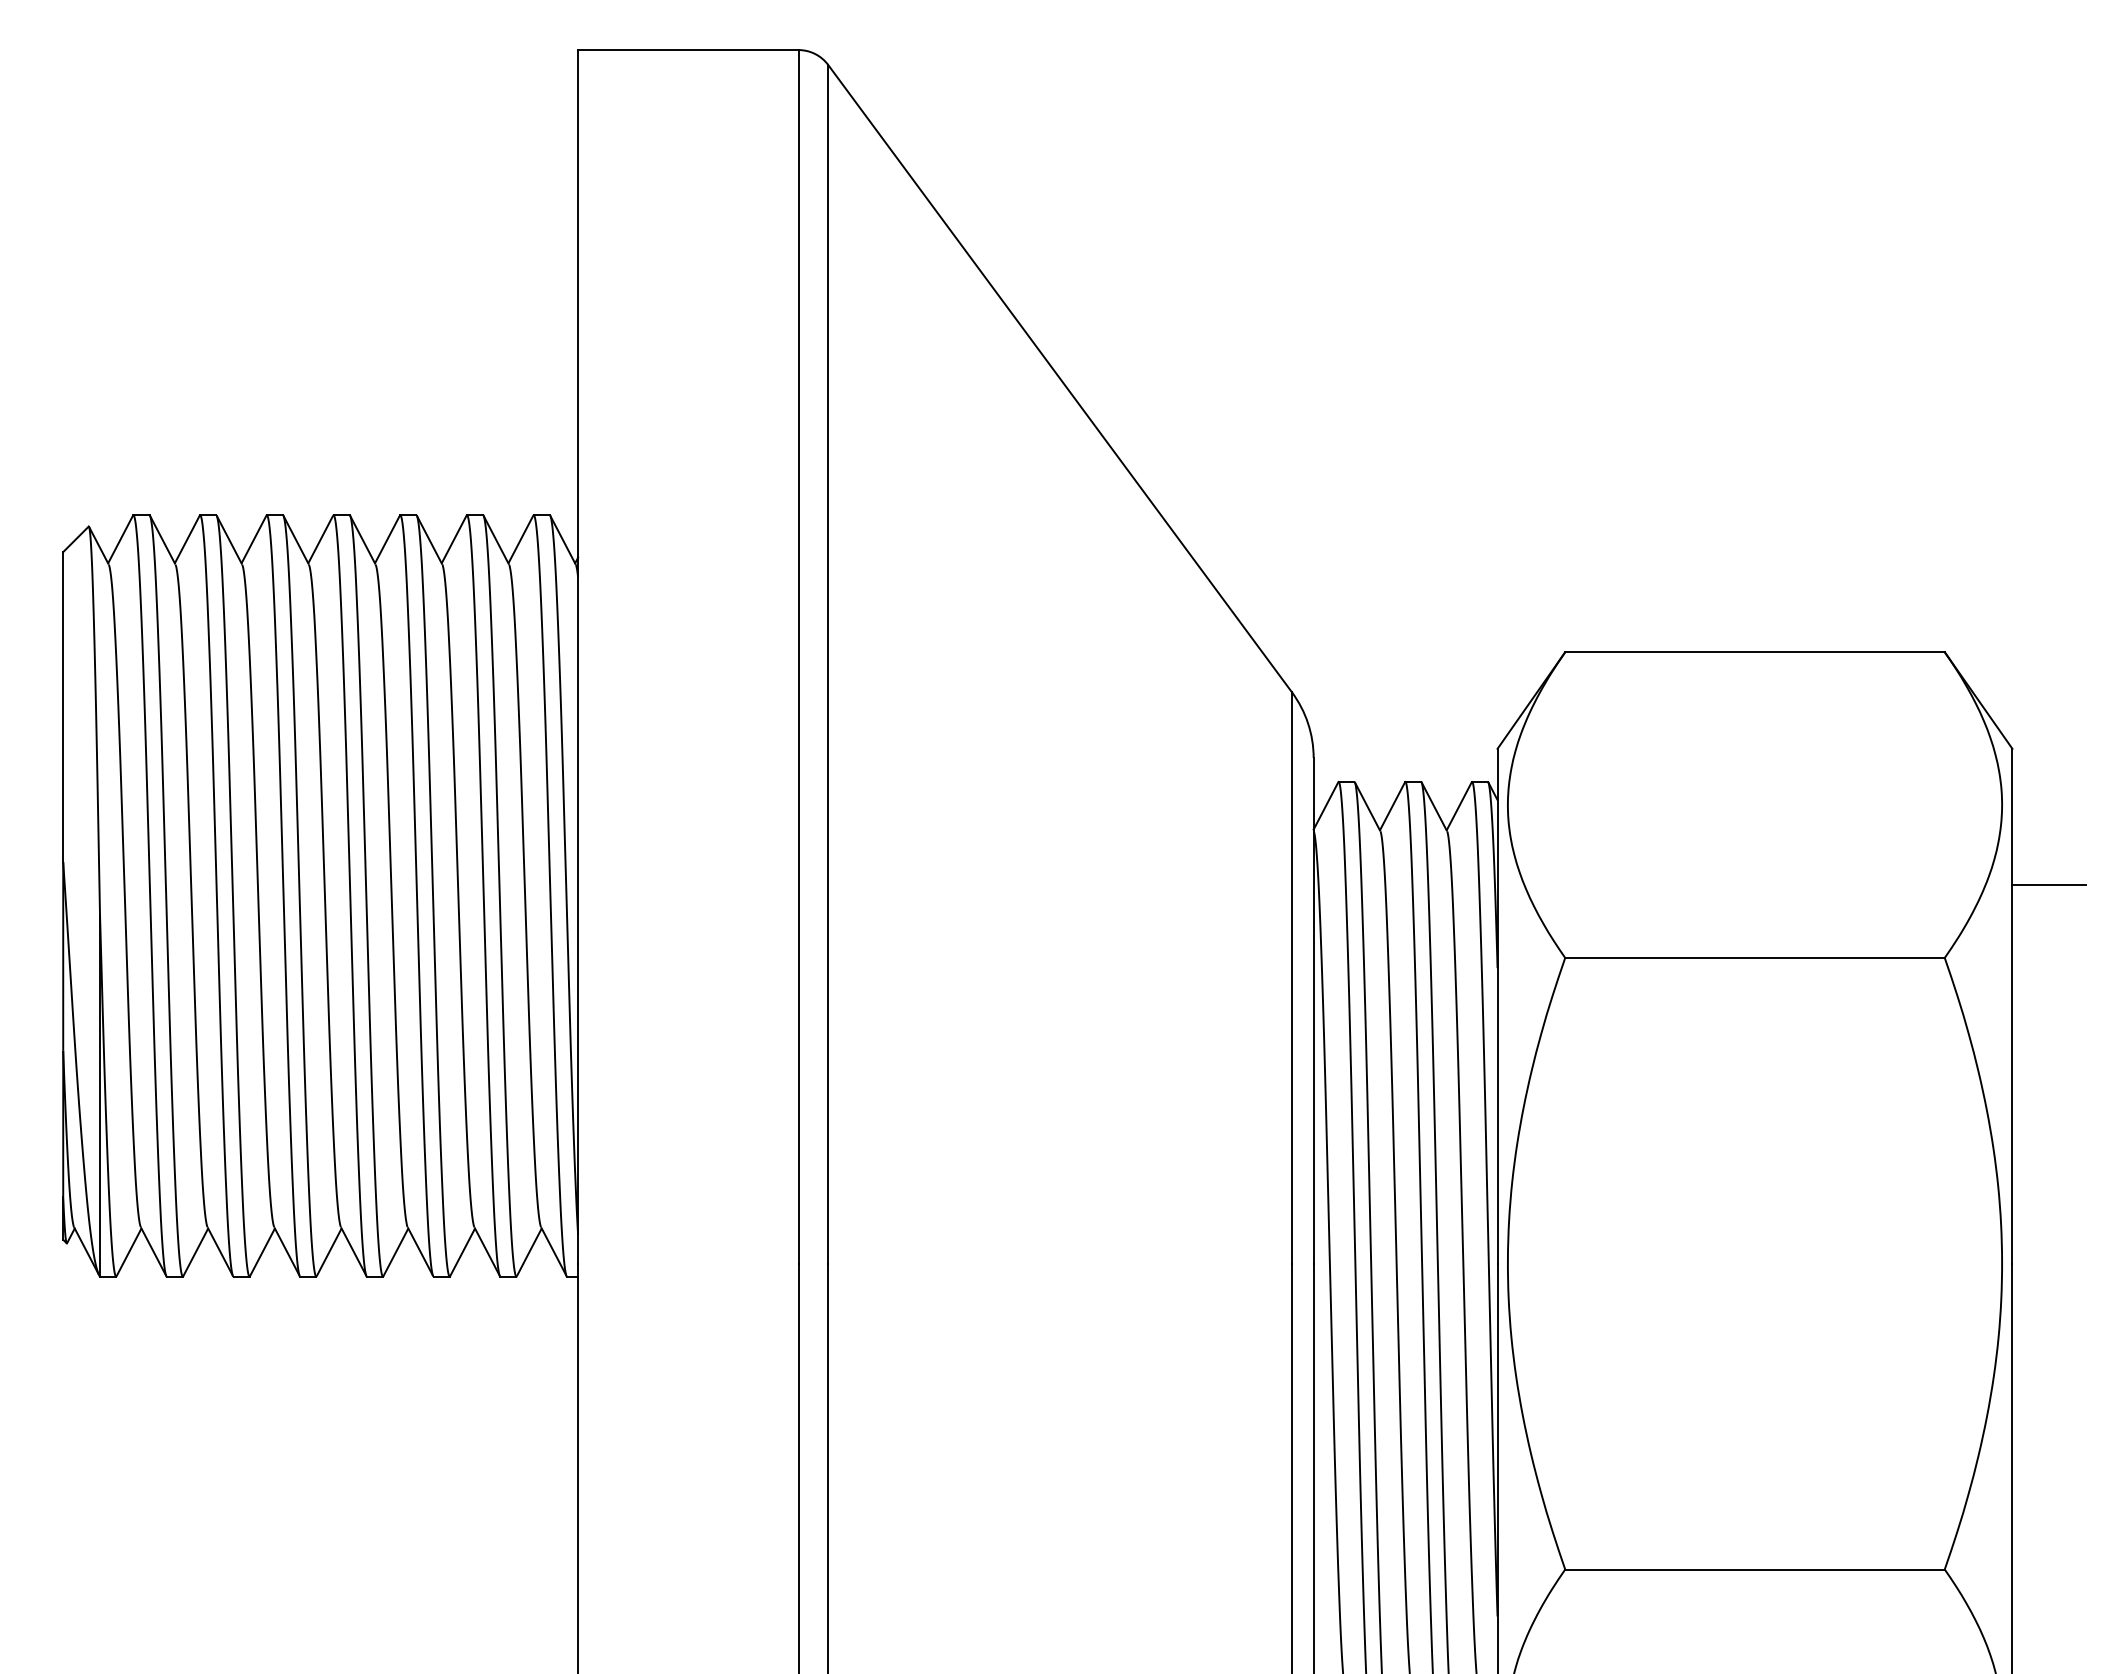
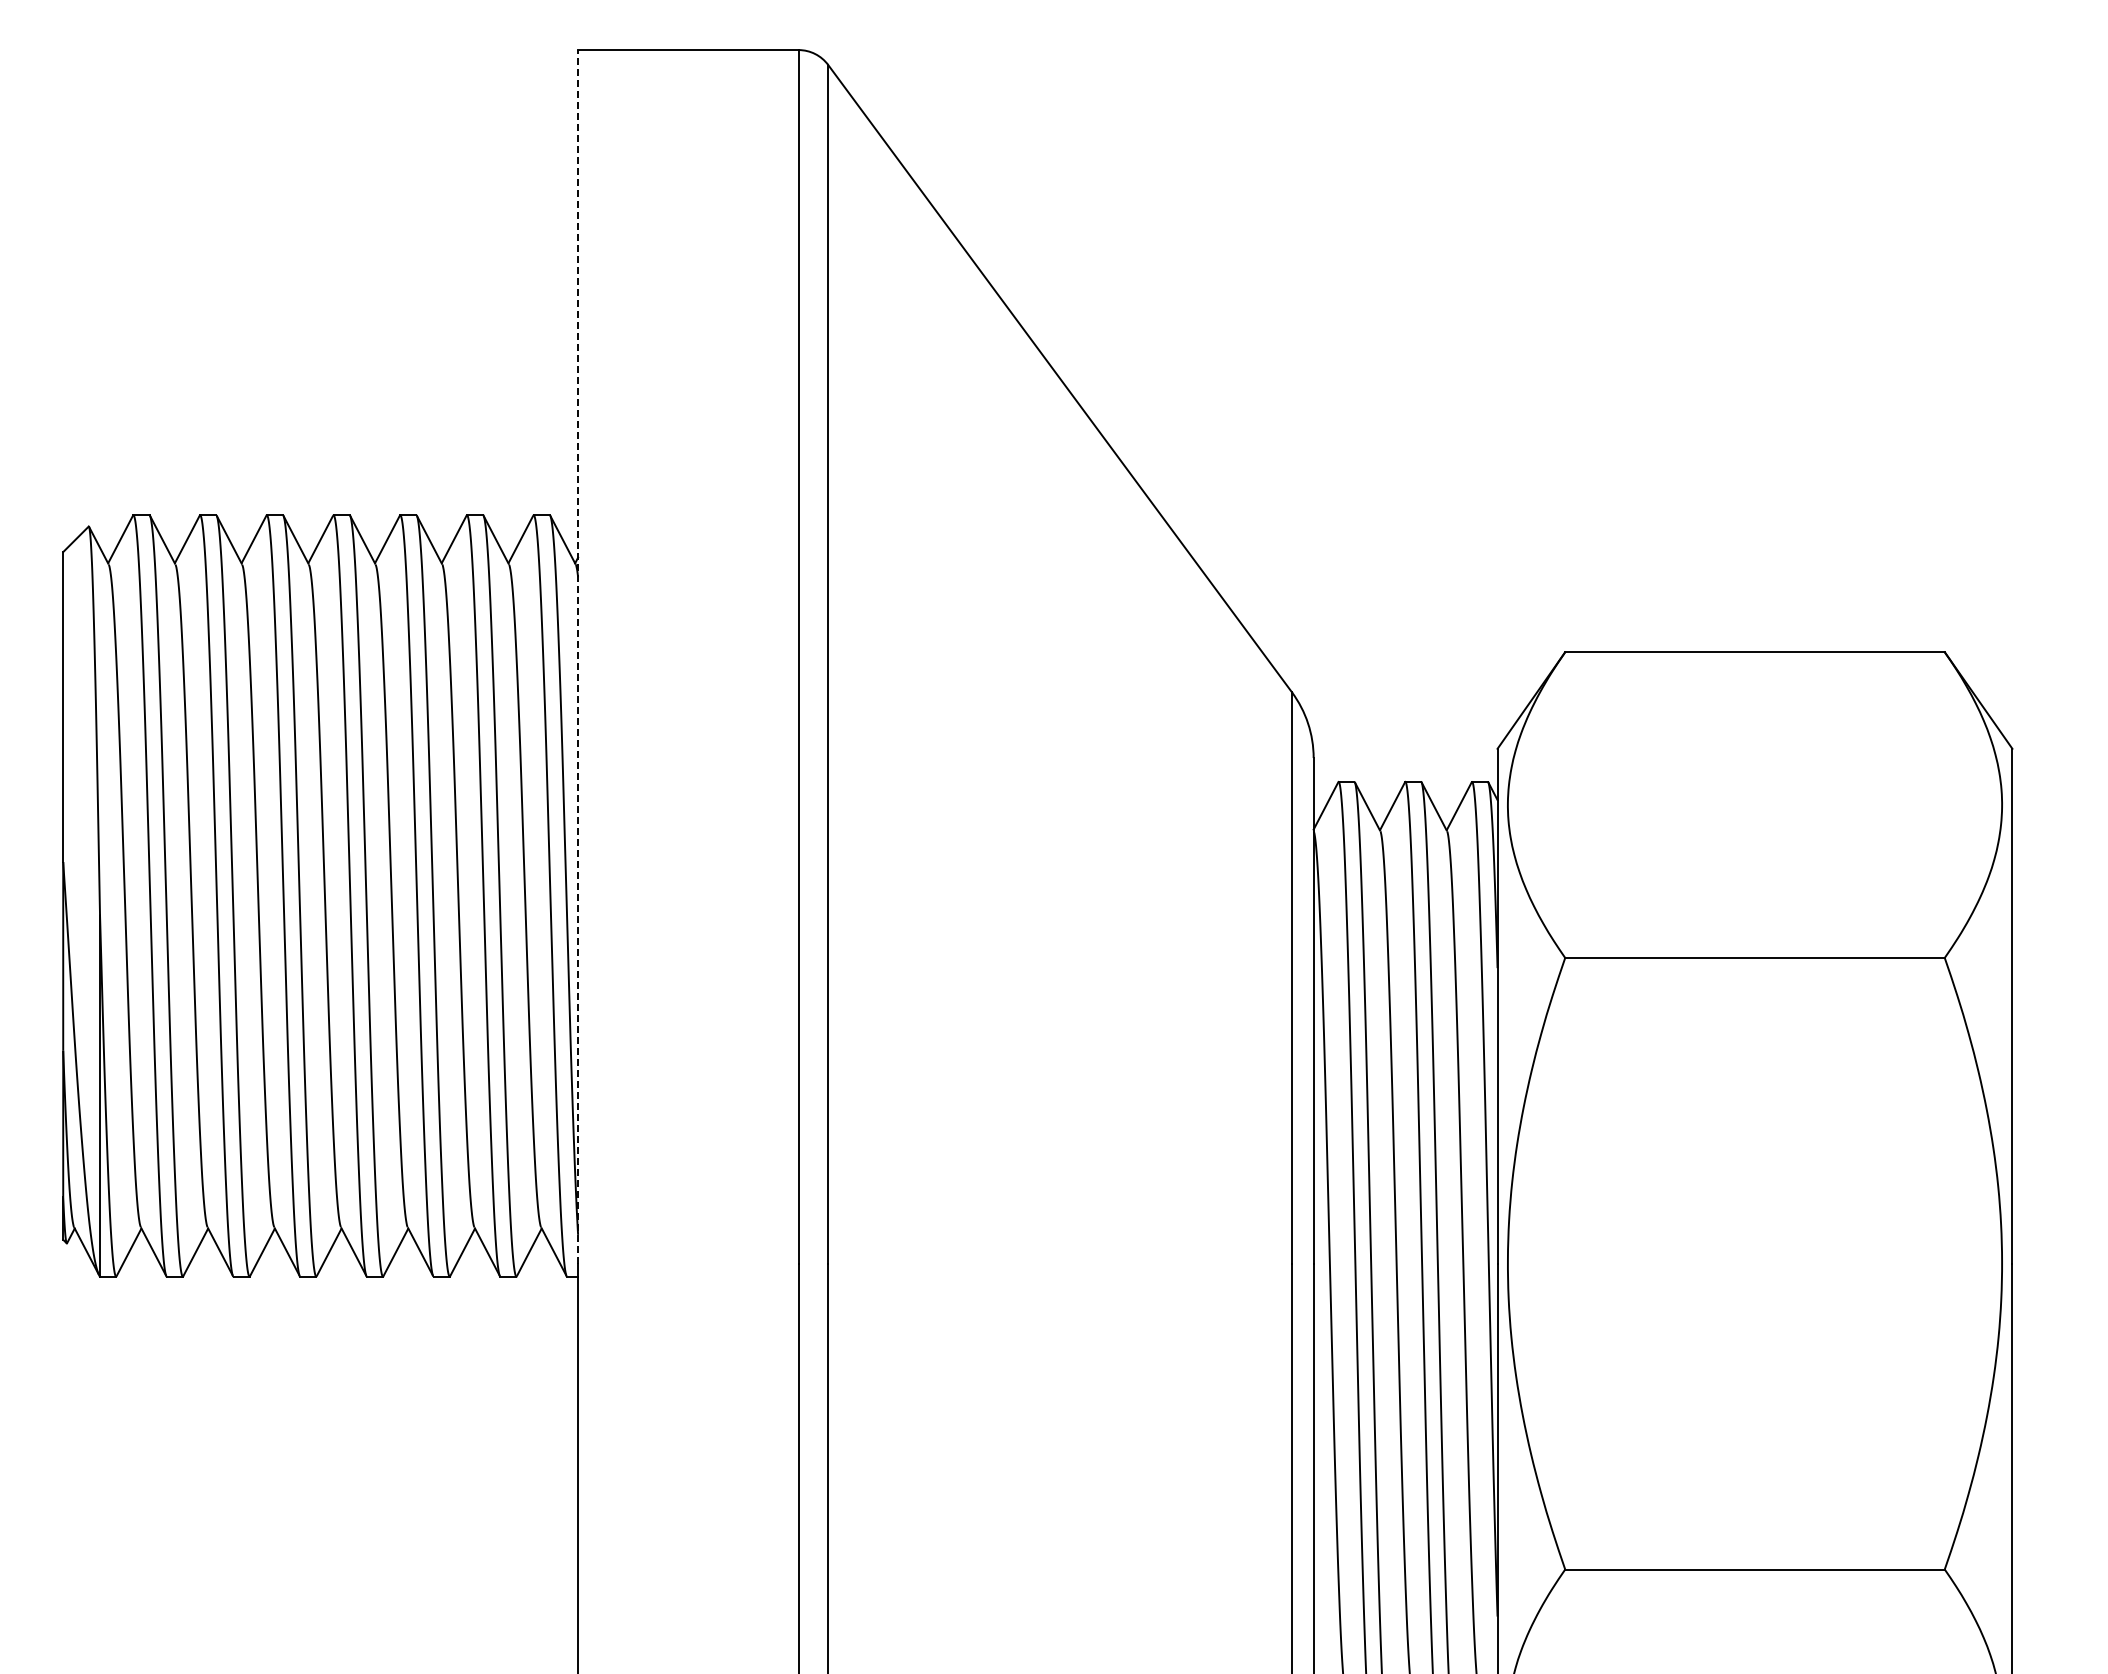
line: solid -> dashed (578, 656)
line: present -> none (2048, 884)
